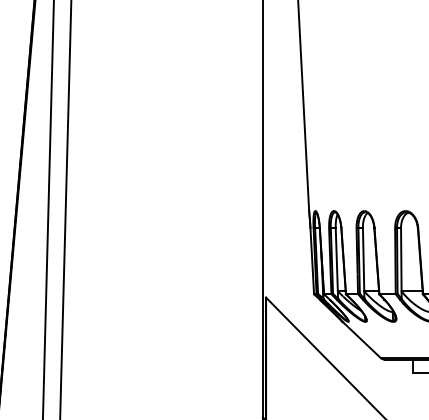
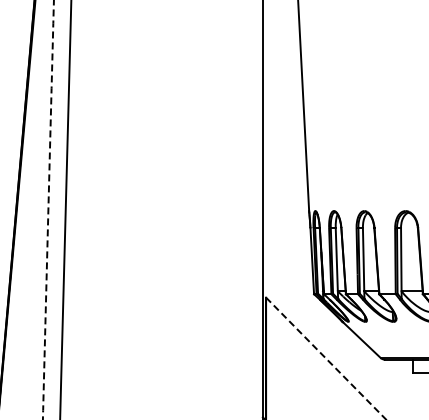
arc: solid -> dashed (48, 211)
line: solid -> dashed (326, 358)
